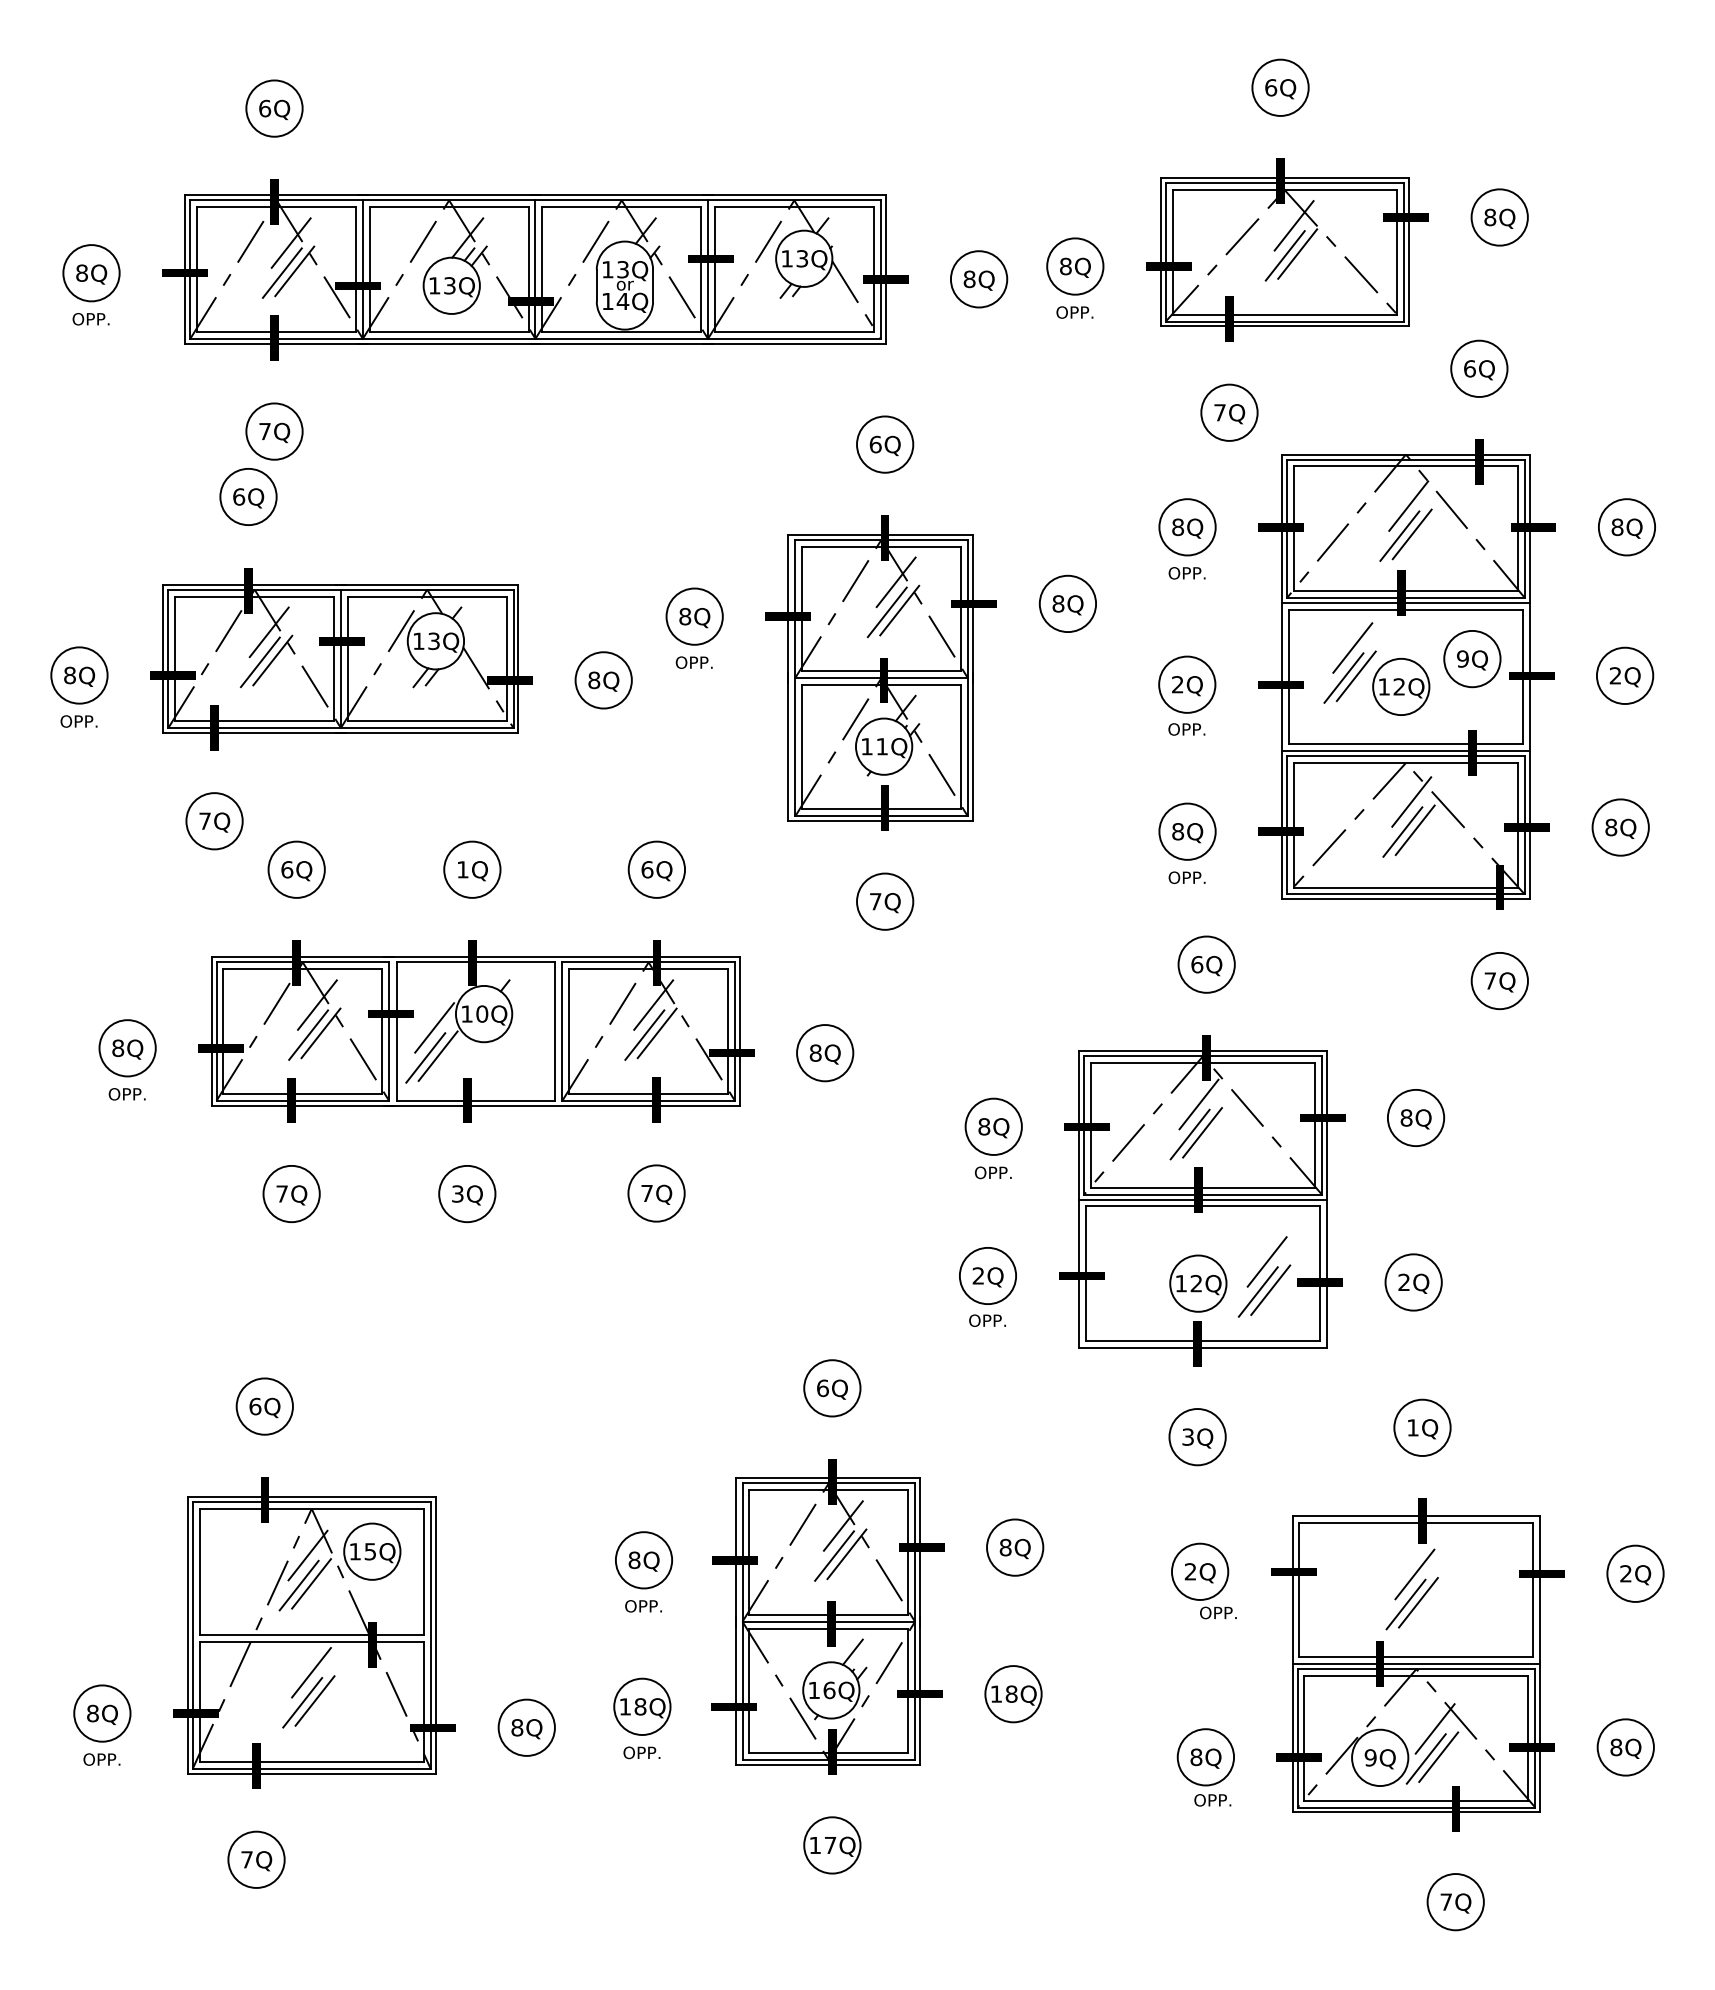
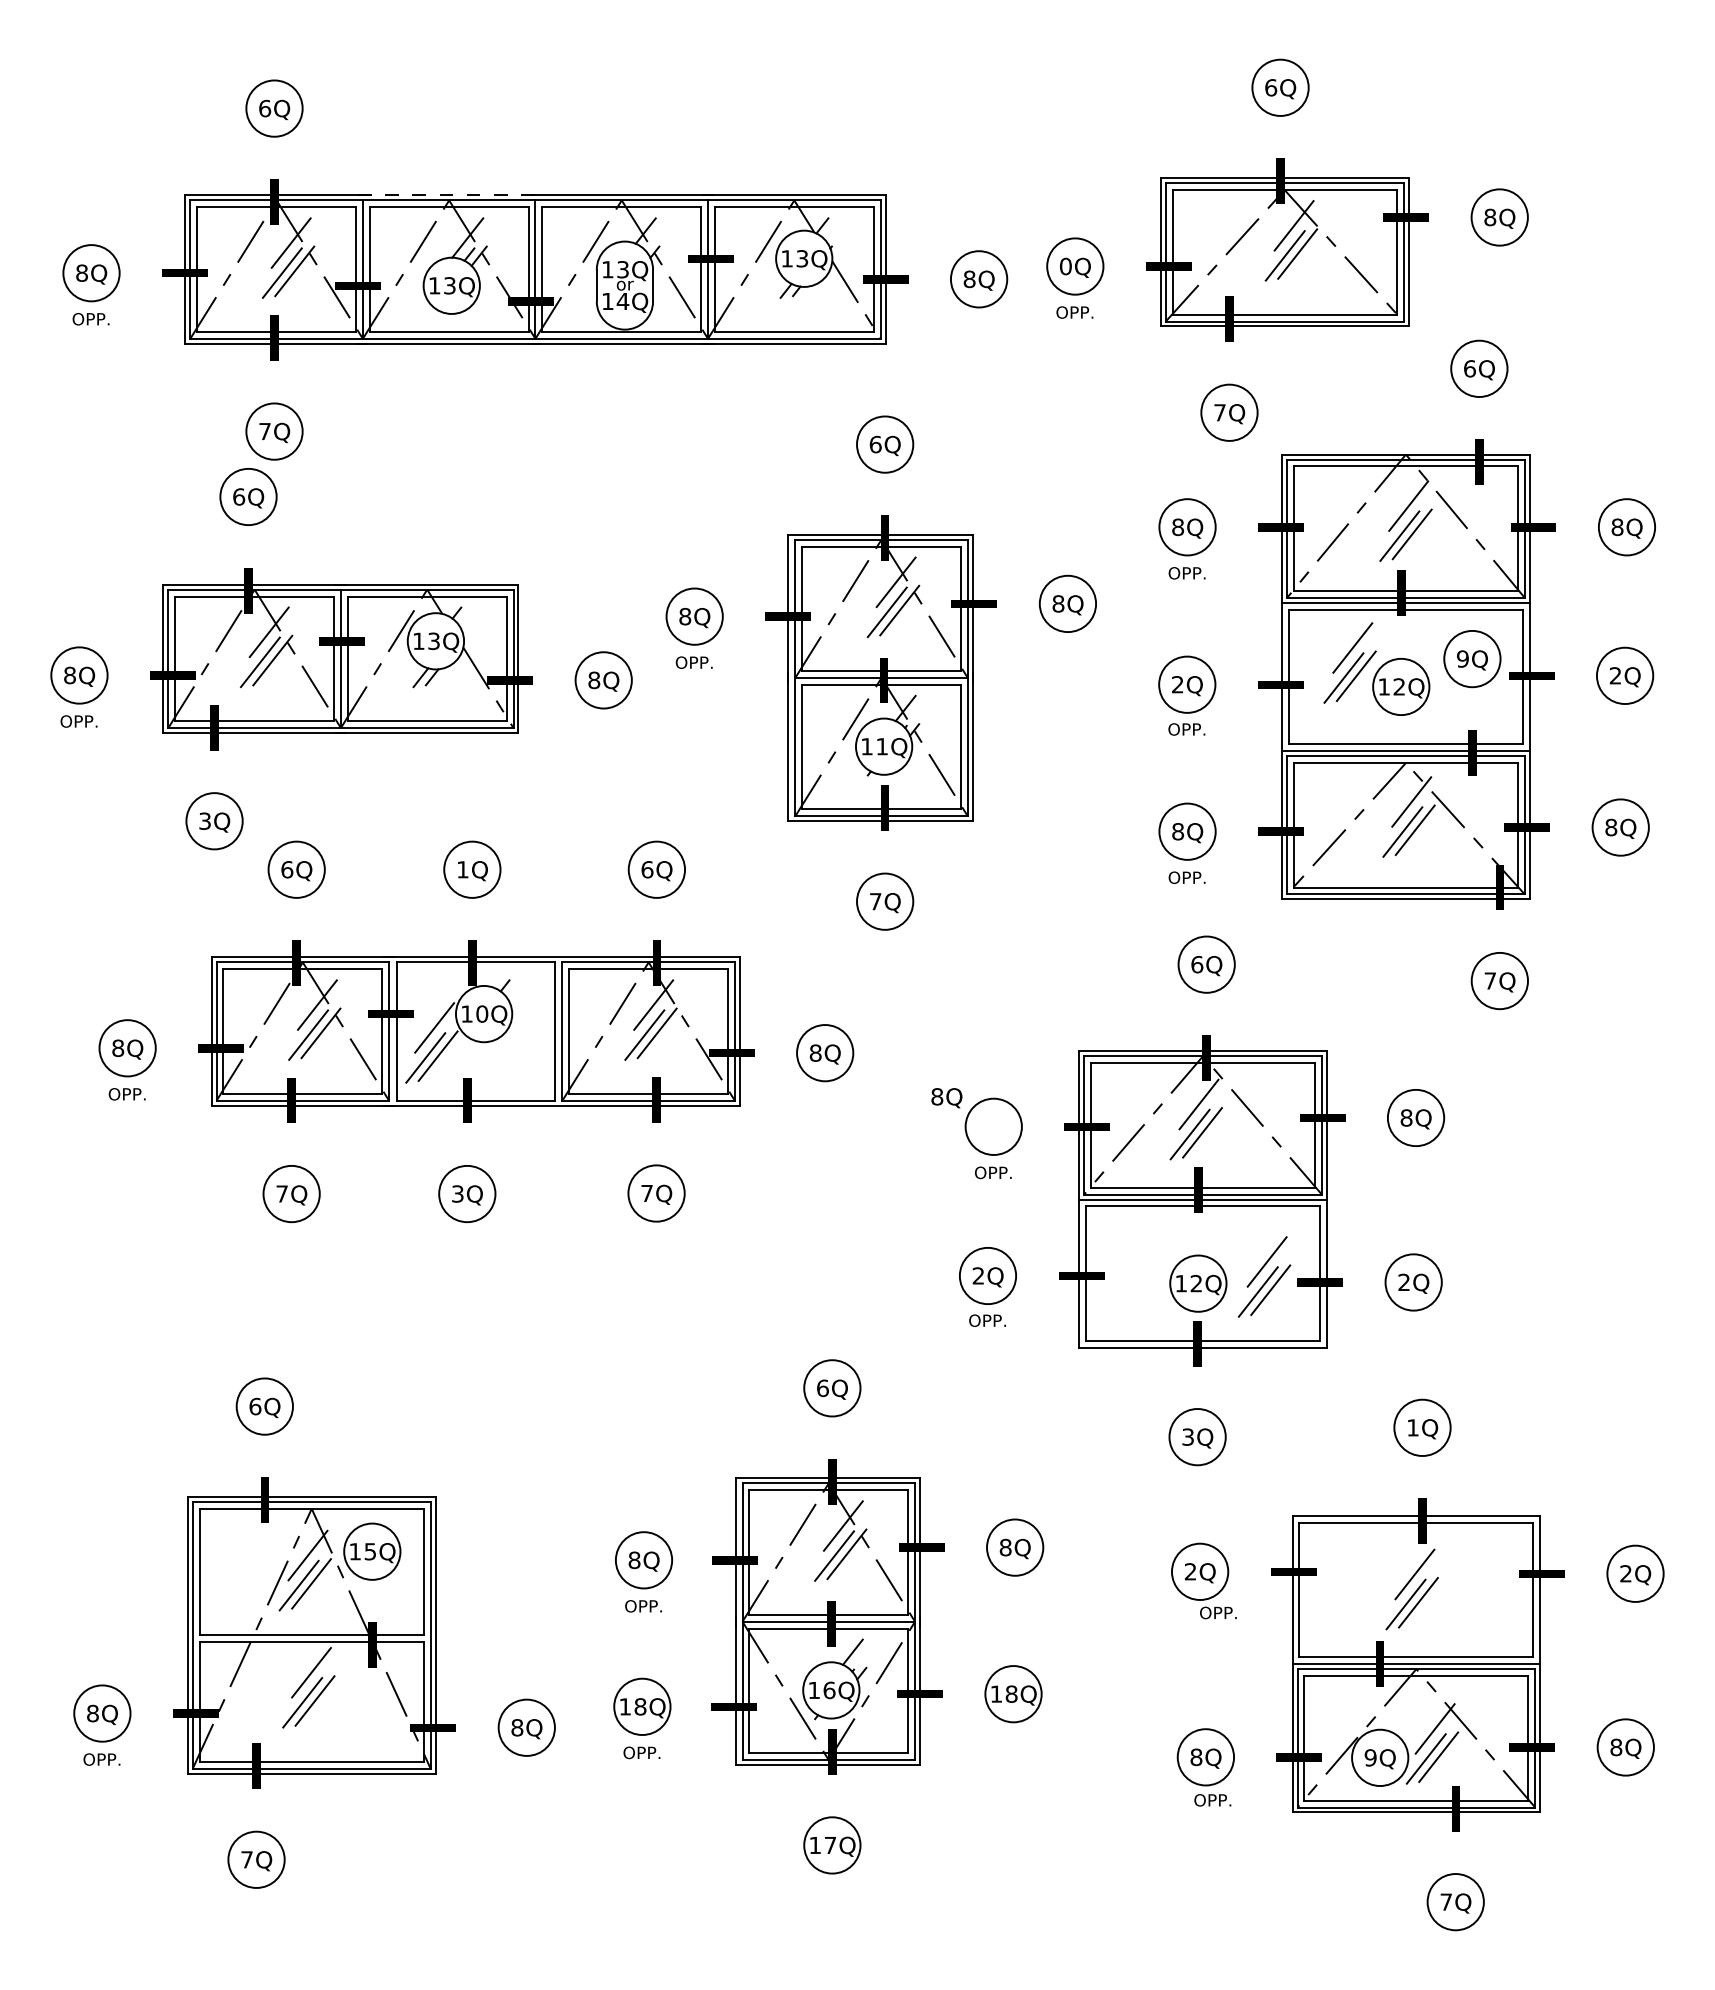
line: solid -> dashed (449, 195)
text: 8Q -> 0Q (1065, 266)
text: 7Q -> 3Q (204, 820)
text position: (993, 1128) -> (946, 1098) (946, 1098)
